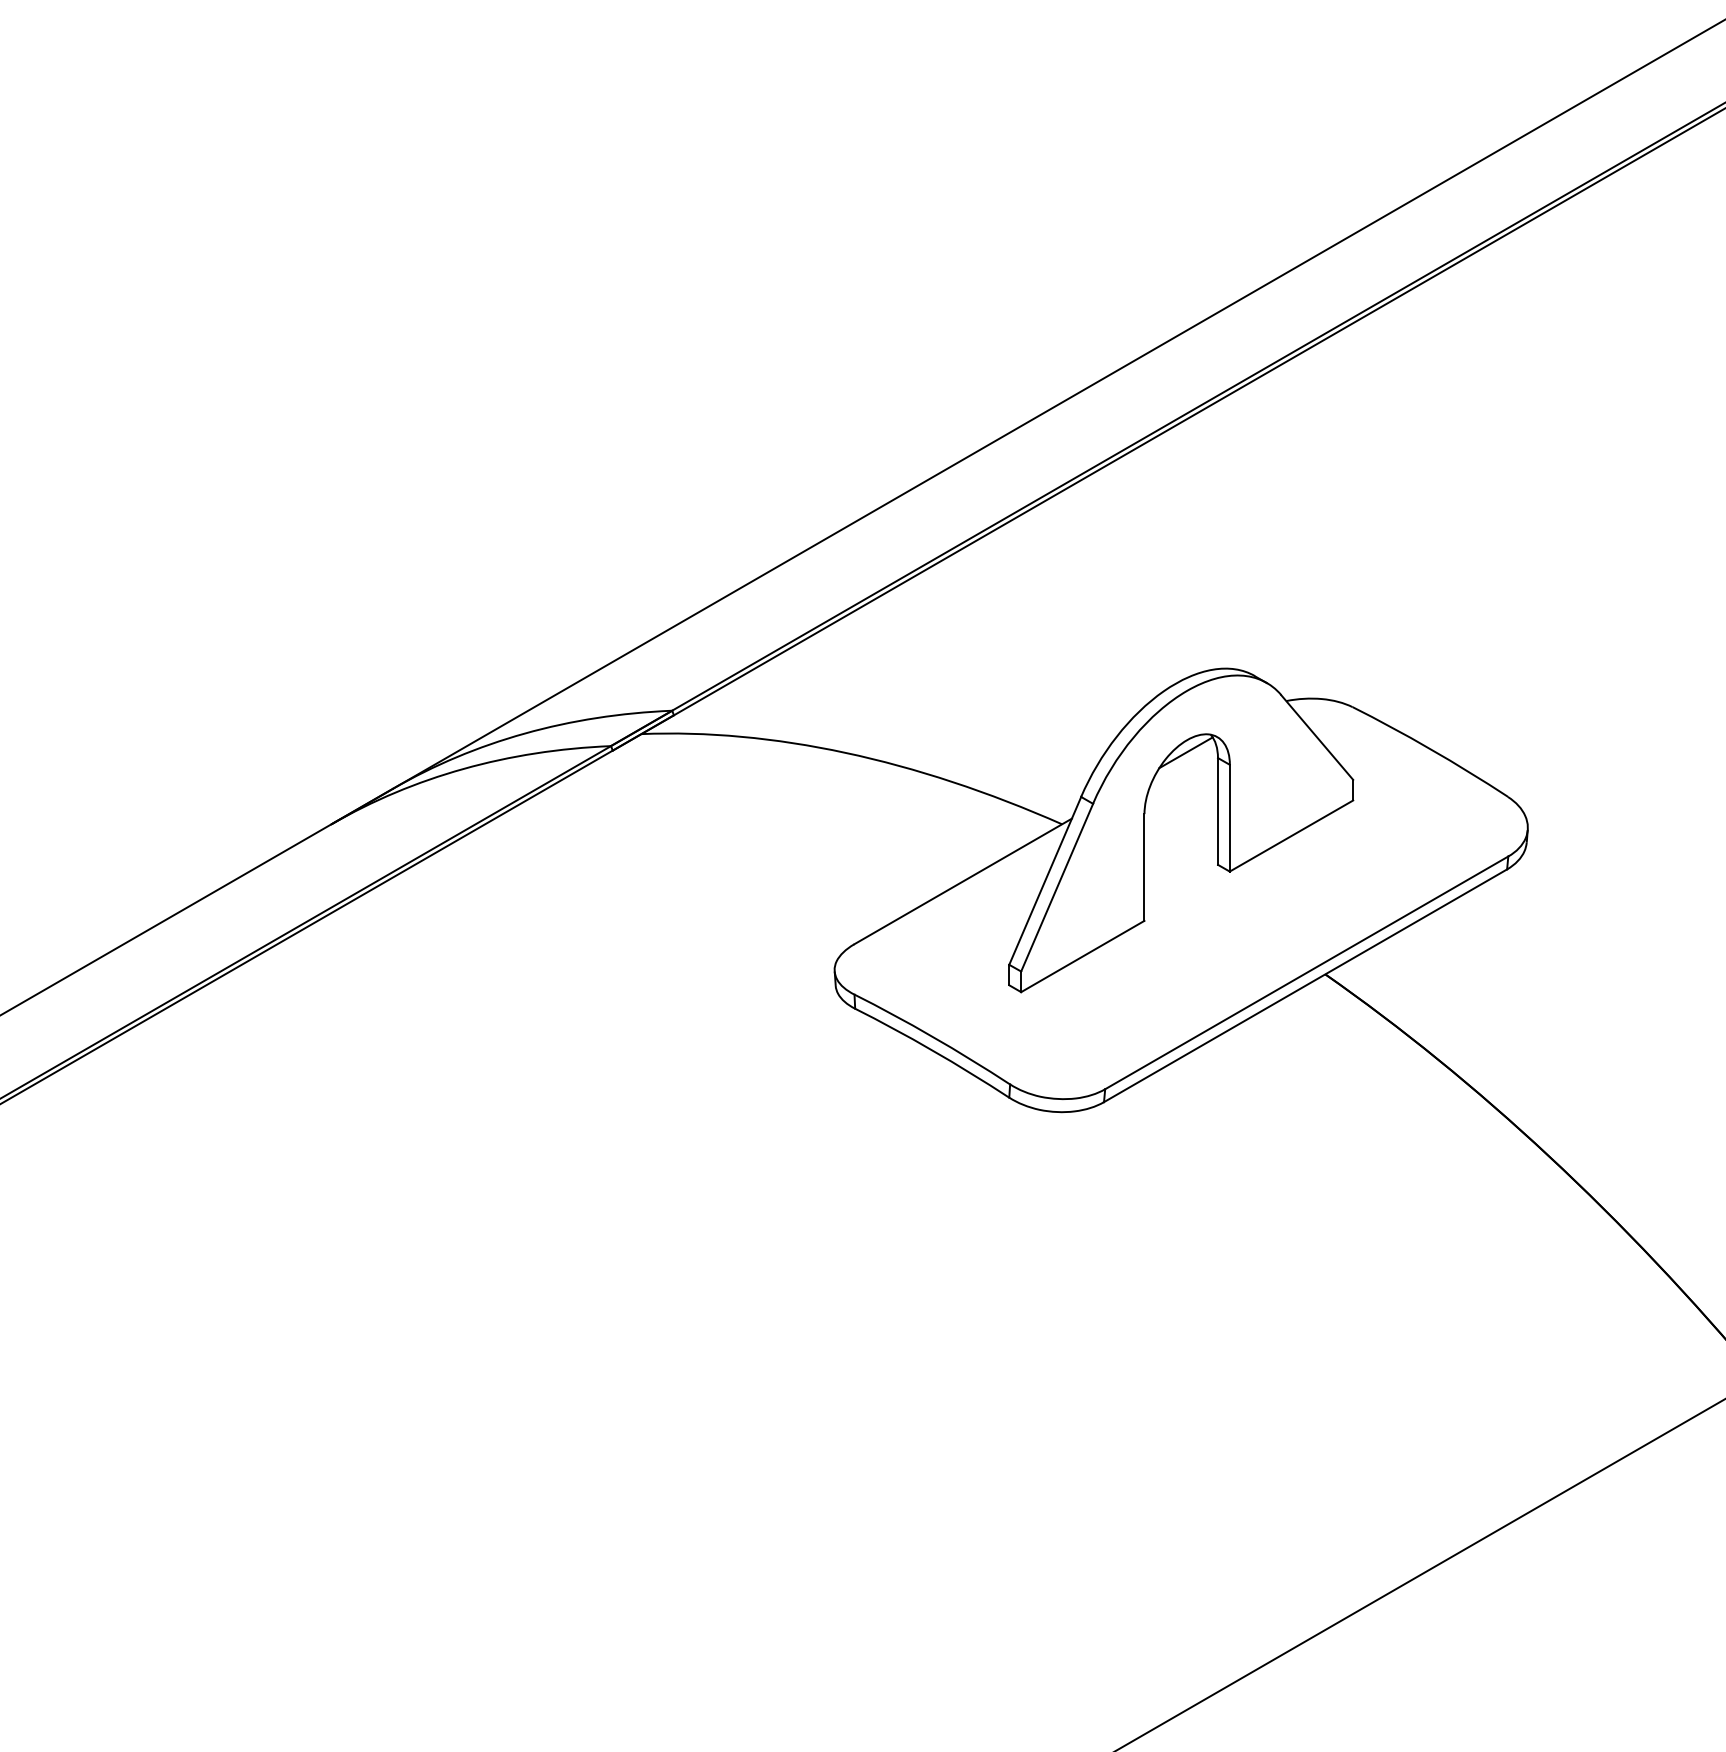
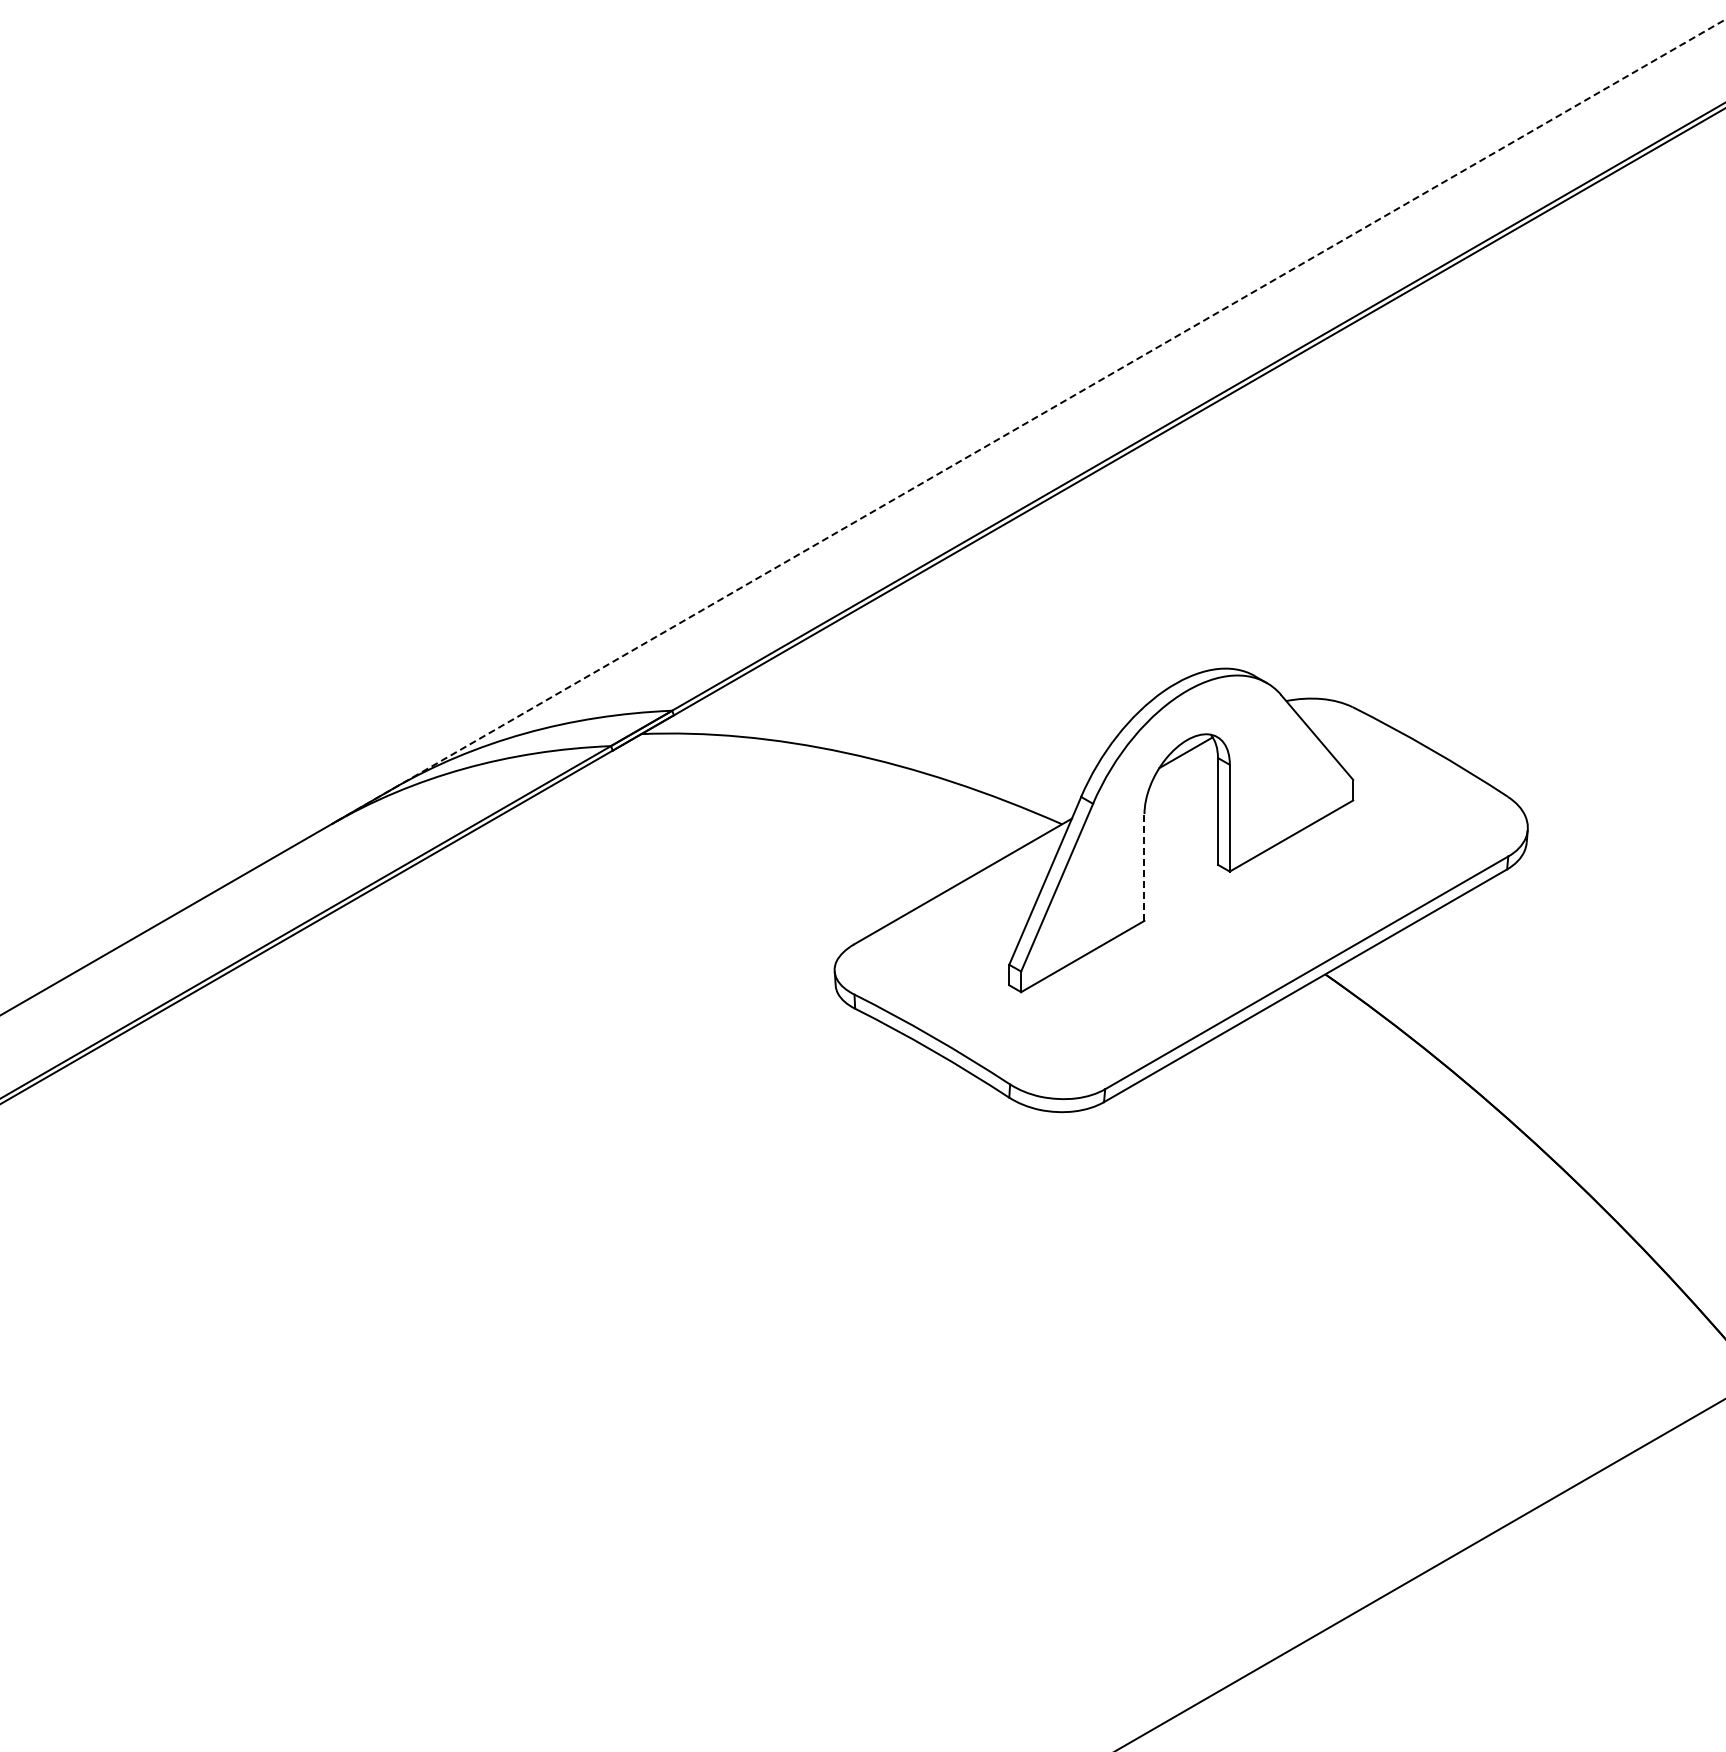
line: solid -> dashed (1028, 421)
line: solid -> dashed (1144, 866)
